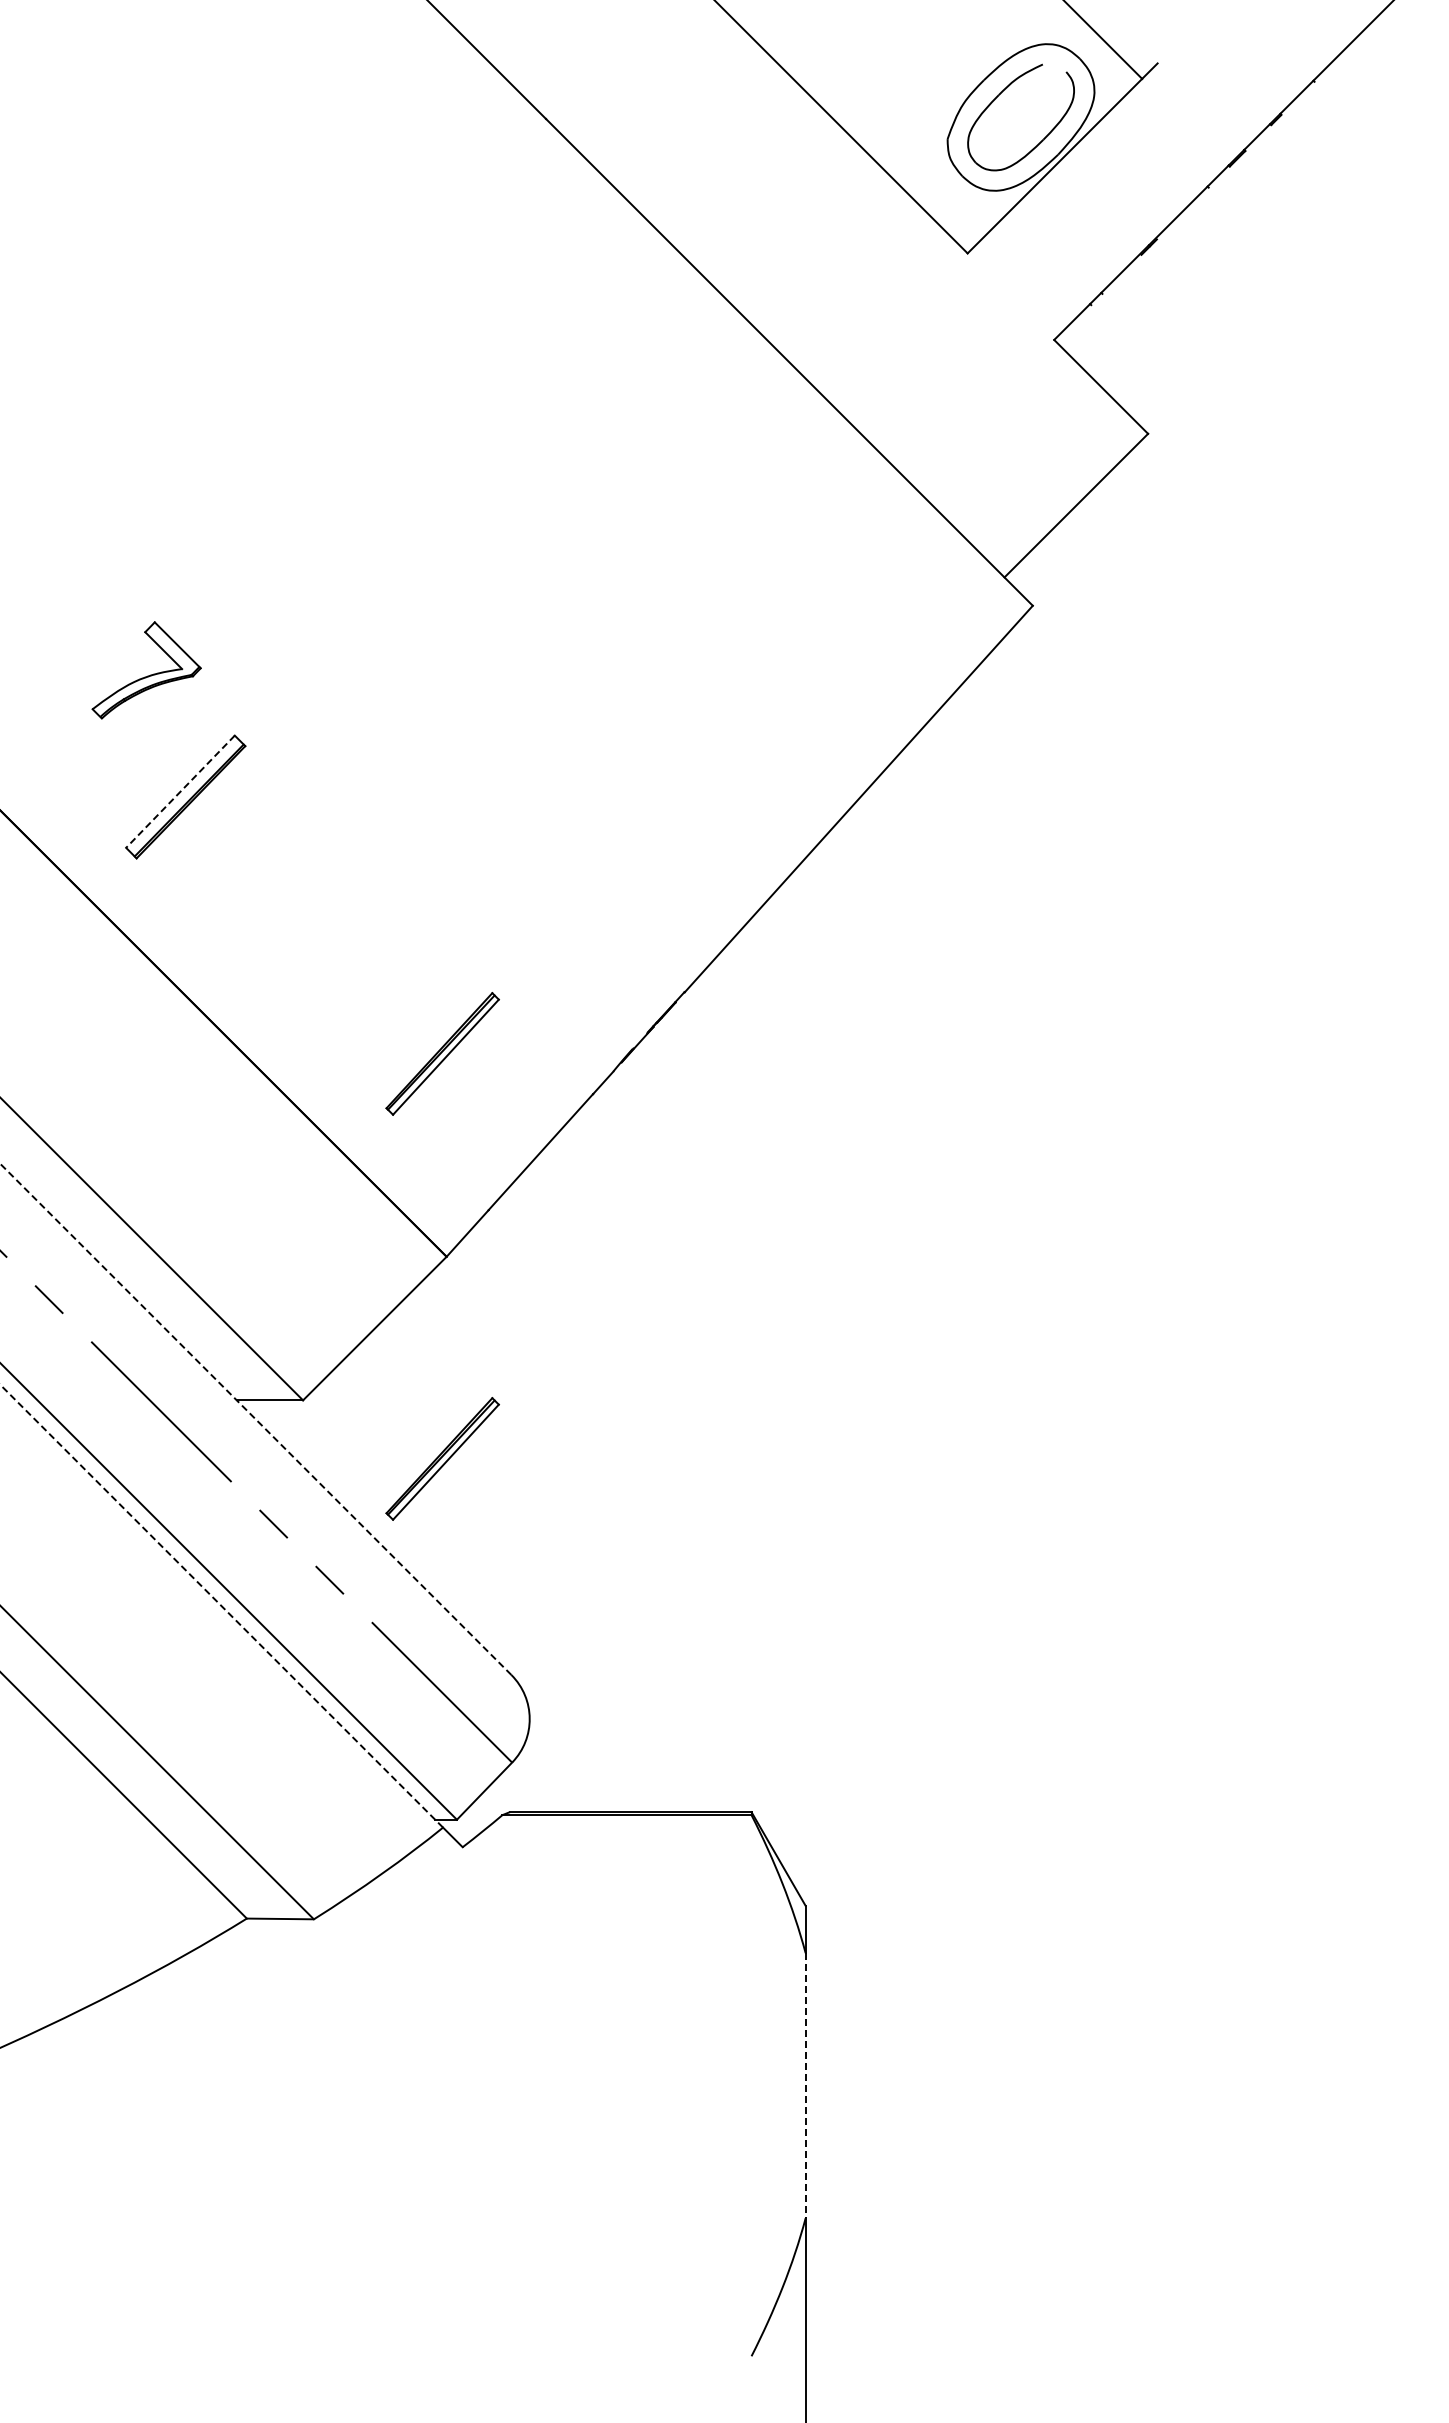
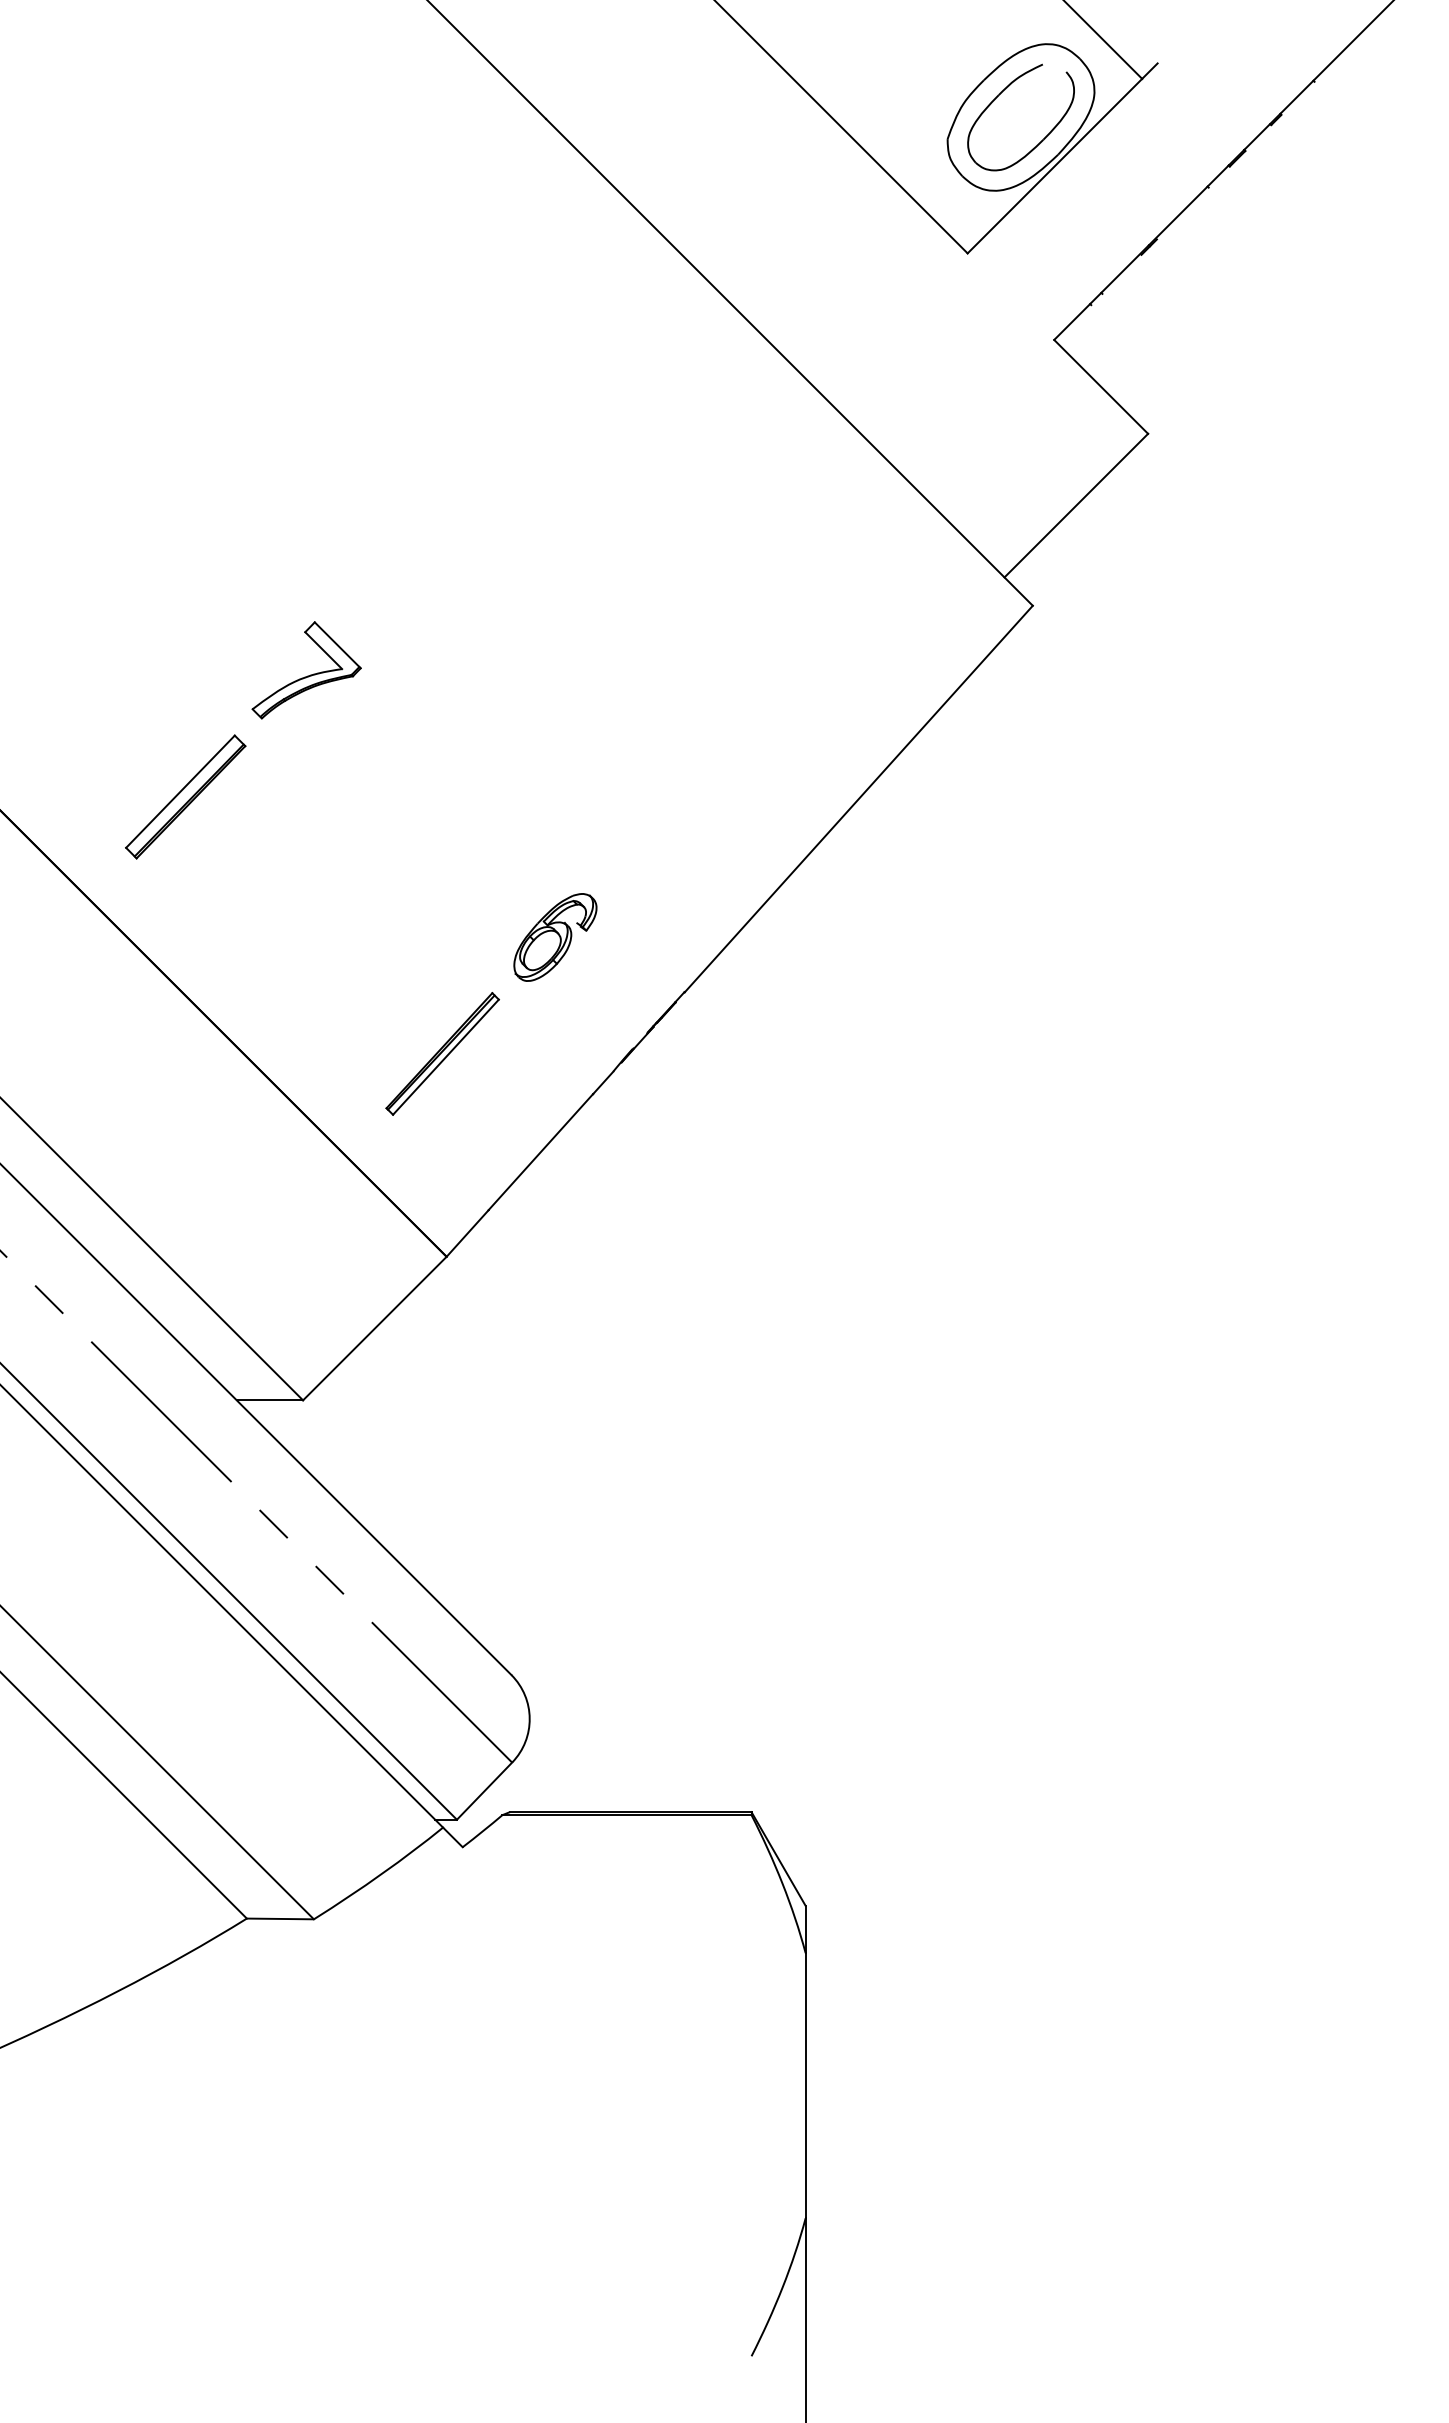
part position: (146, 670) -> (306, 670) (306, 670)
line: dashed -> solid (180, 792)
part: none -> present (555, 937)
line: dashed -> solid (255, 1419)
part: present -> none (442, 1458)
line: dashed -> solid (221, 1606)
line: dashed -> solid (805, 2085)
